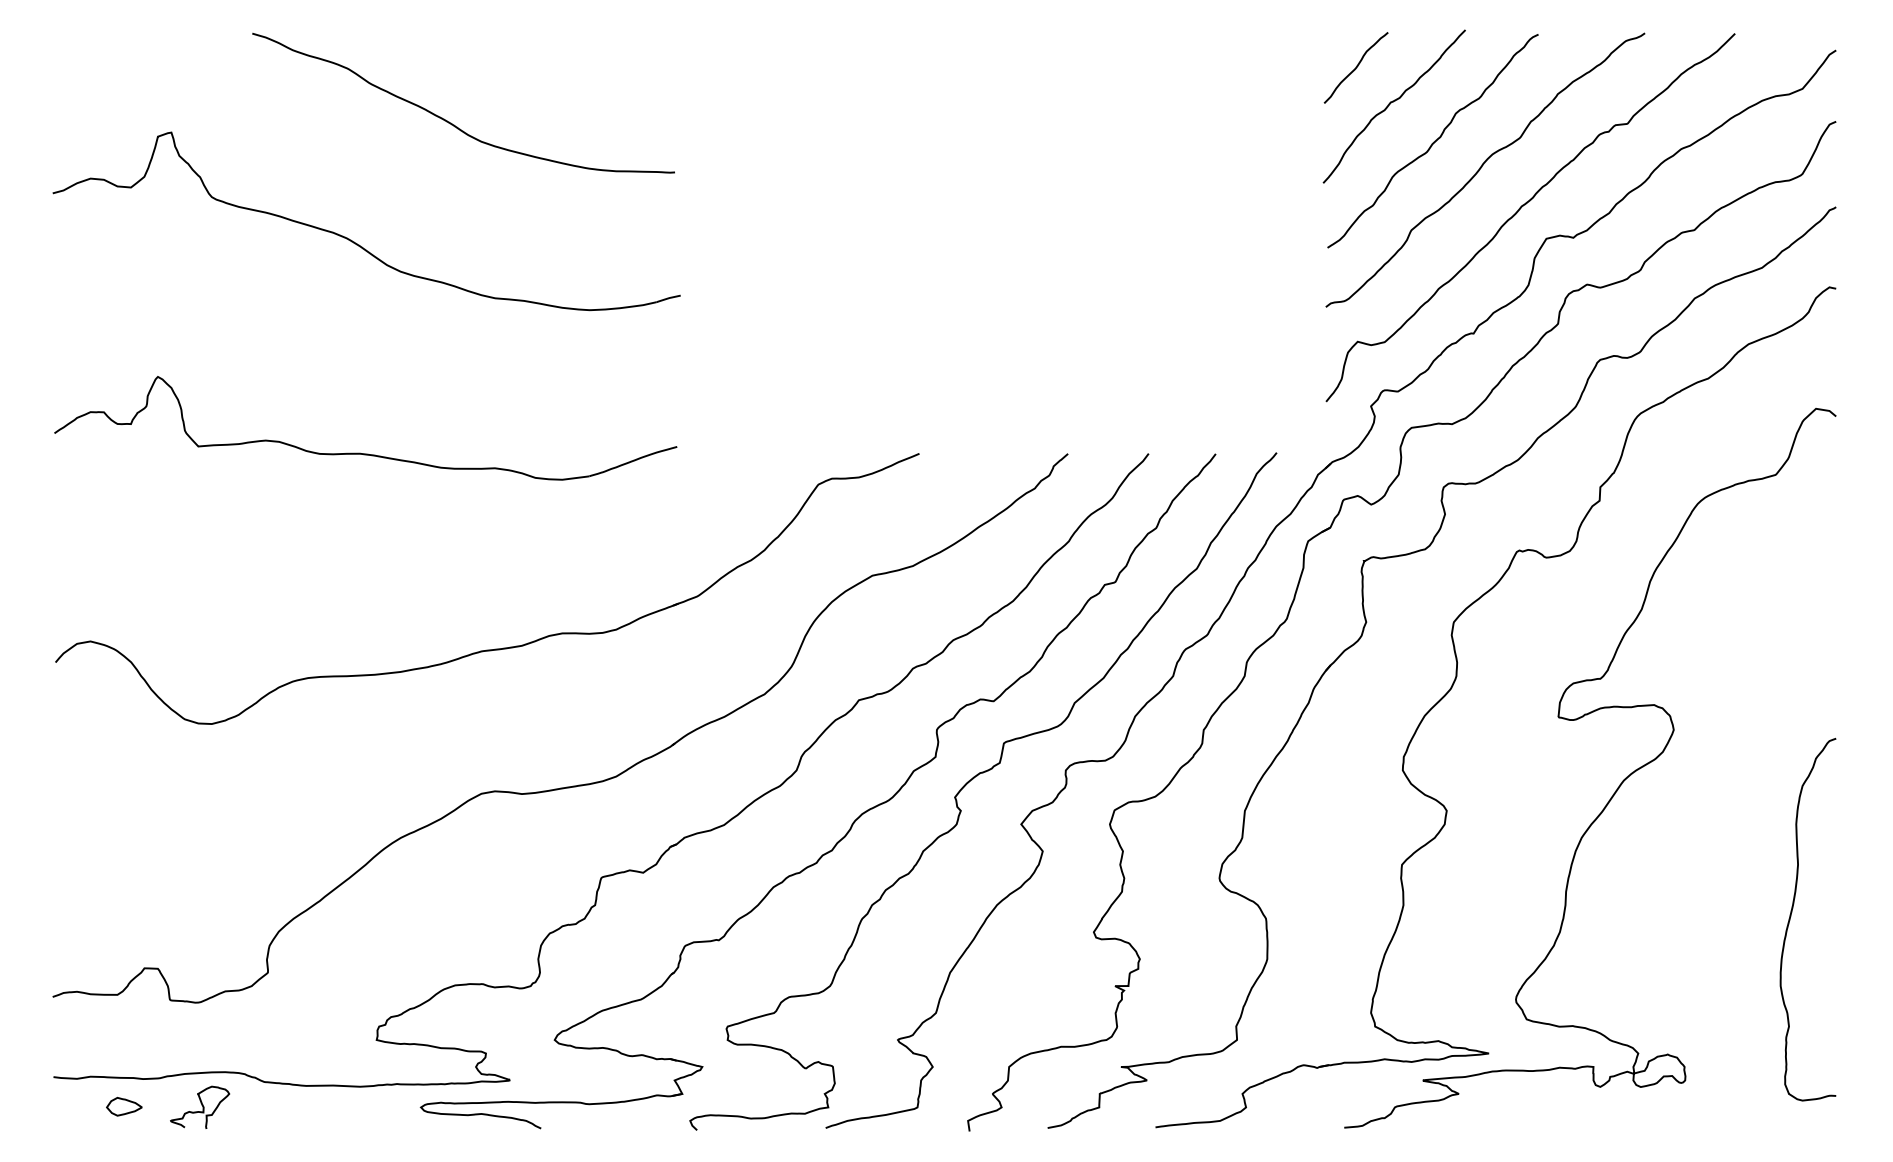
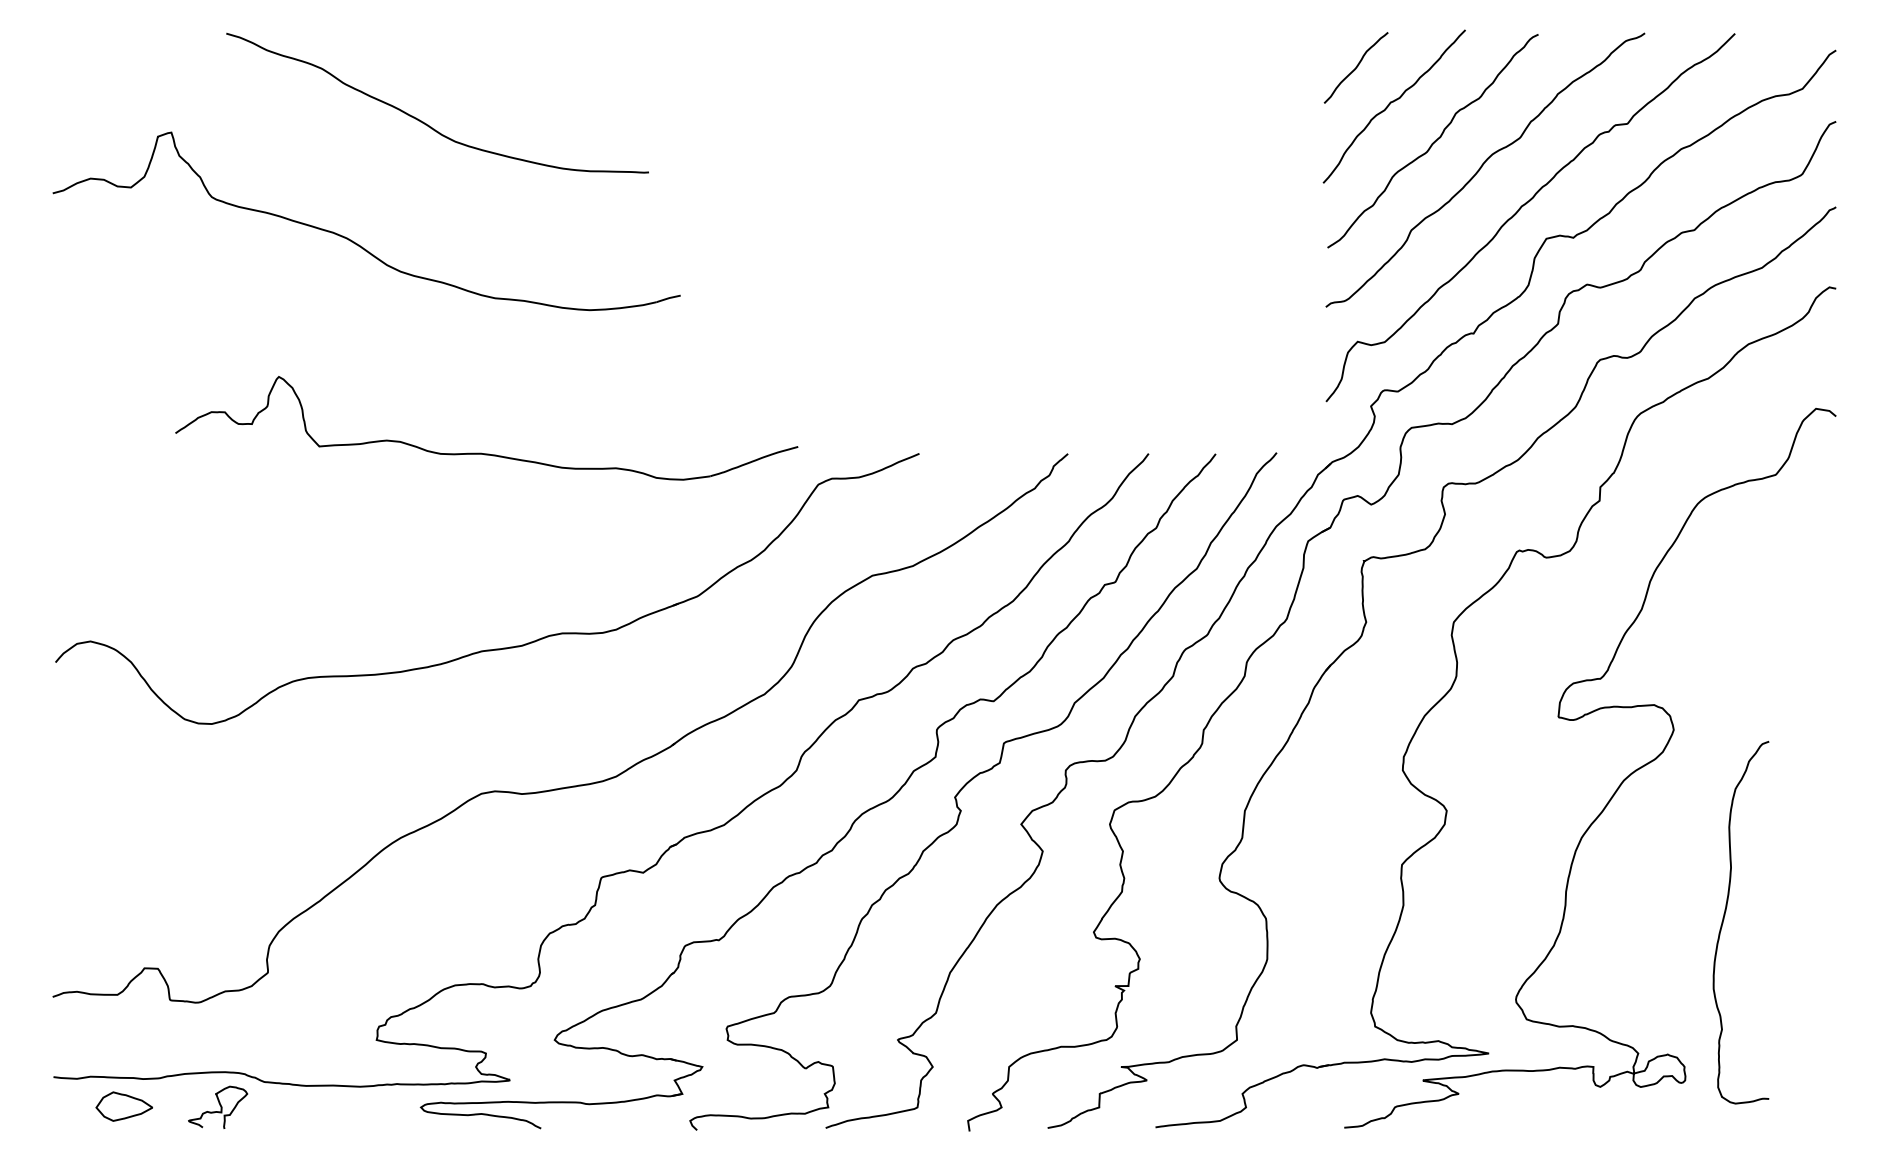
curve position: (449, 121) -> (423, 121) (423, 121)
part position: (360, 452) -> (481, 452) (481, 452)
curve position: (1791, 916) -> (1724, 919) (1724, 919)
curve position: (201, 1105) -> (219, 1105) (219, 1105)
part size: 37x20 px -> 58x31 px (123, 1106)
